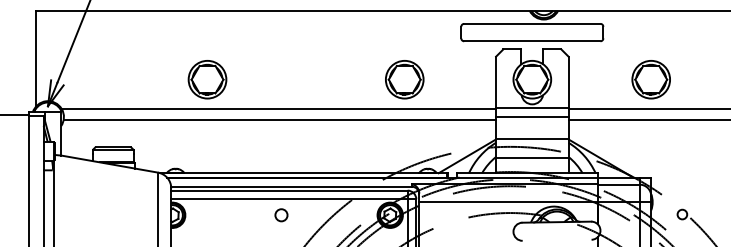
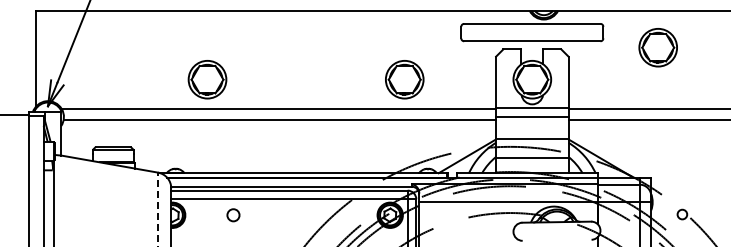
part position: (650, 79) -> (657, 47) (657, 47)
line: solid -> dashed (158, 209)
circle position: (281, 215) -> (233, 215) (233, 215)
